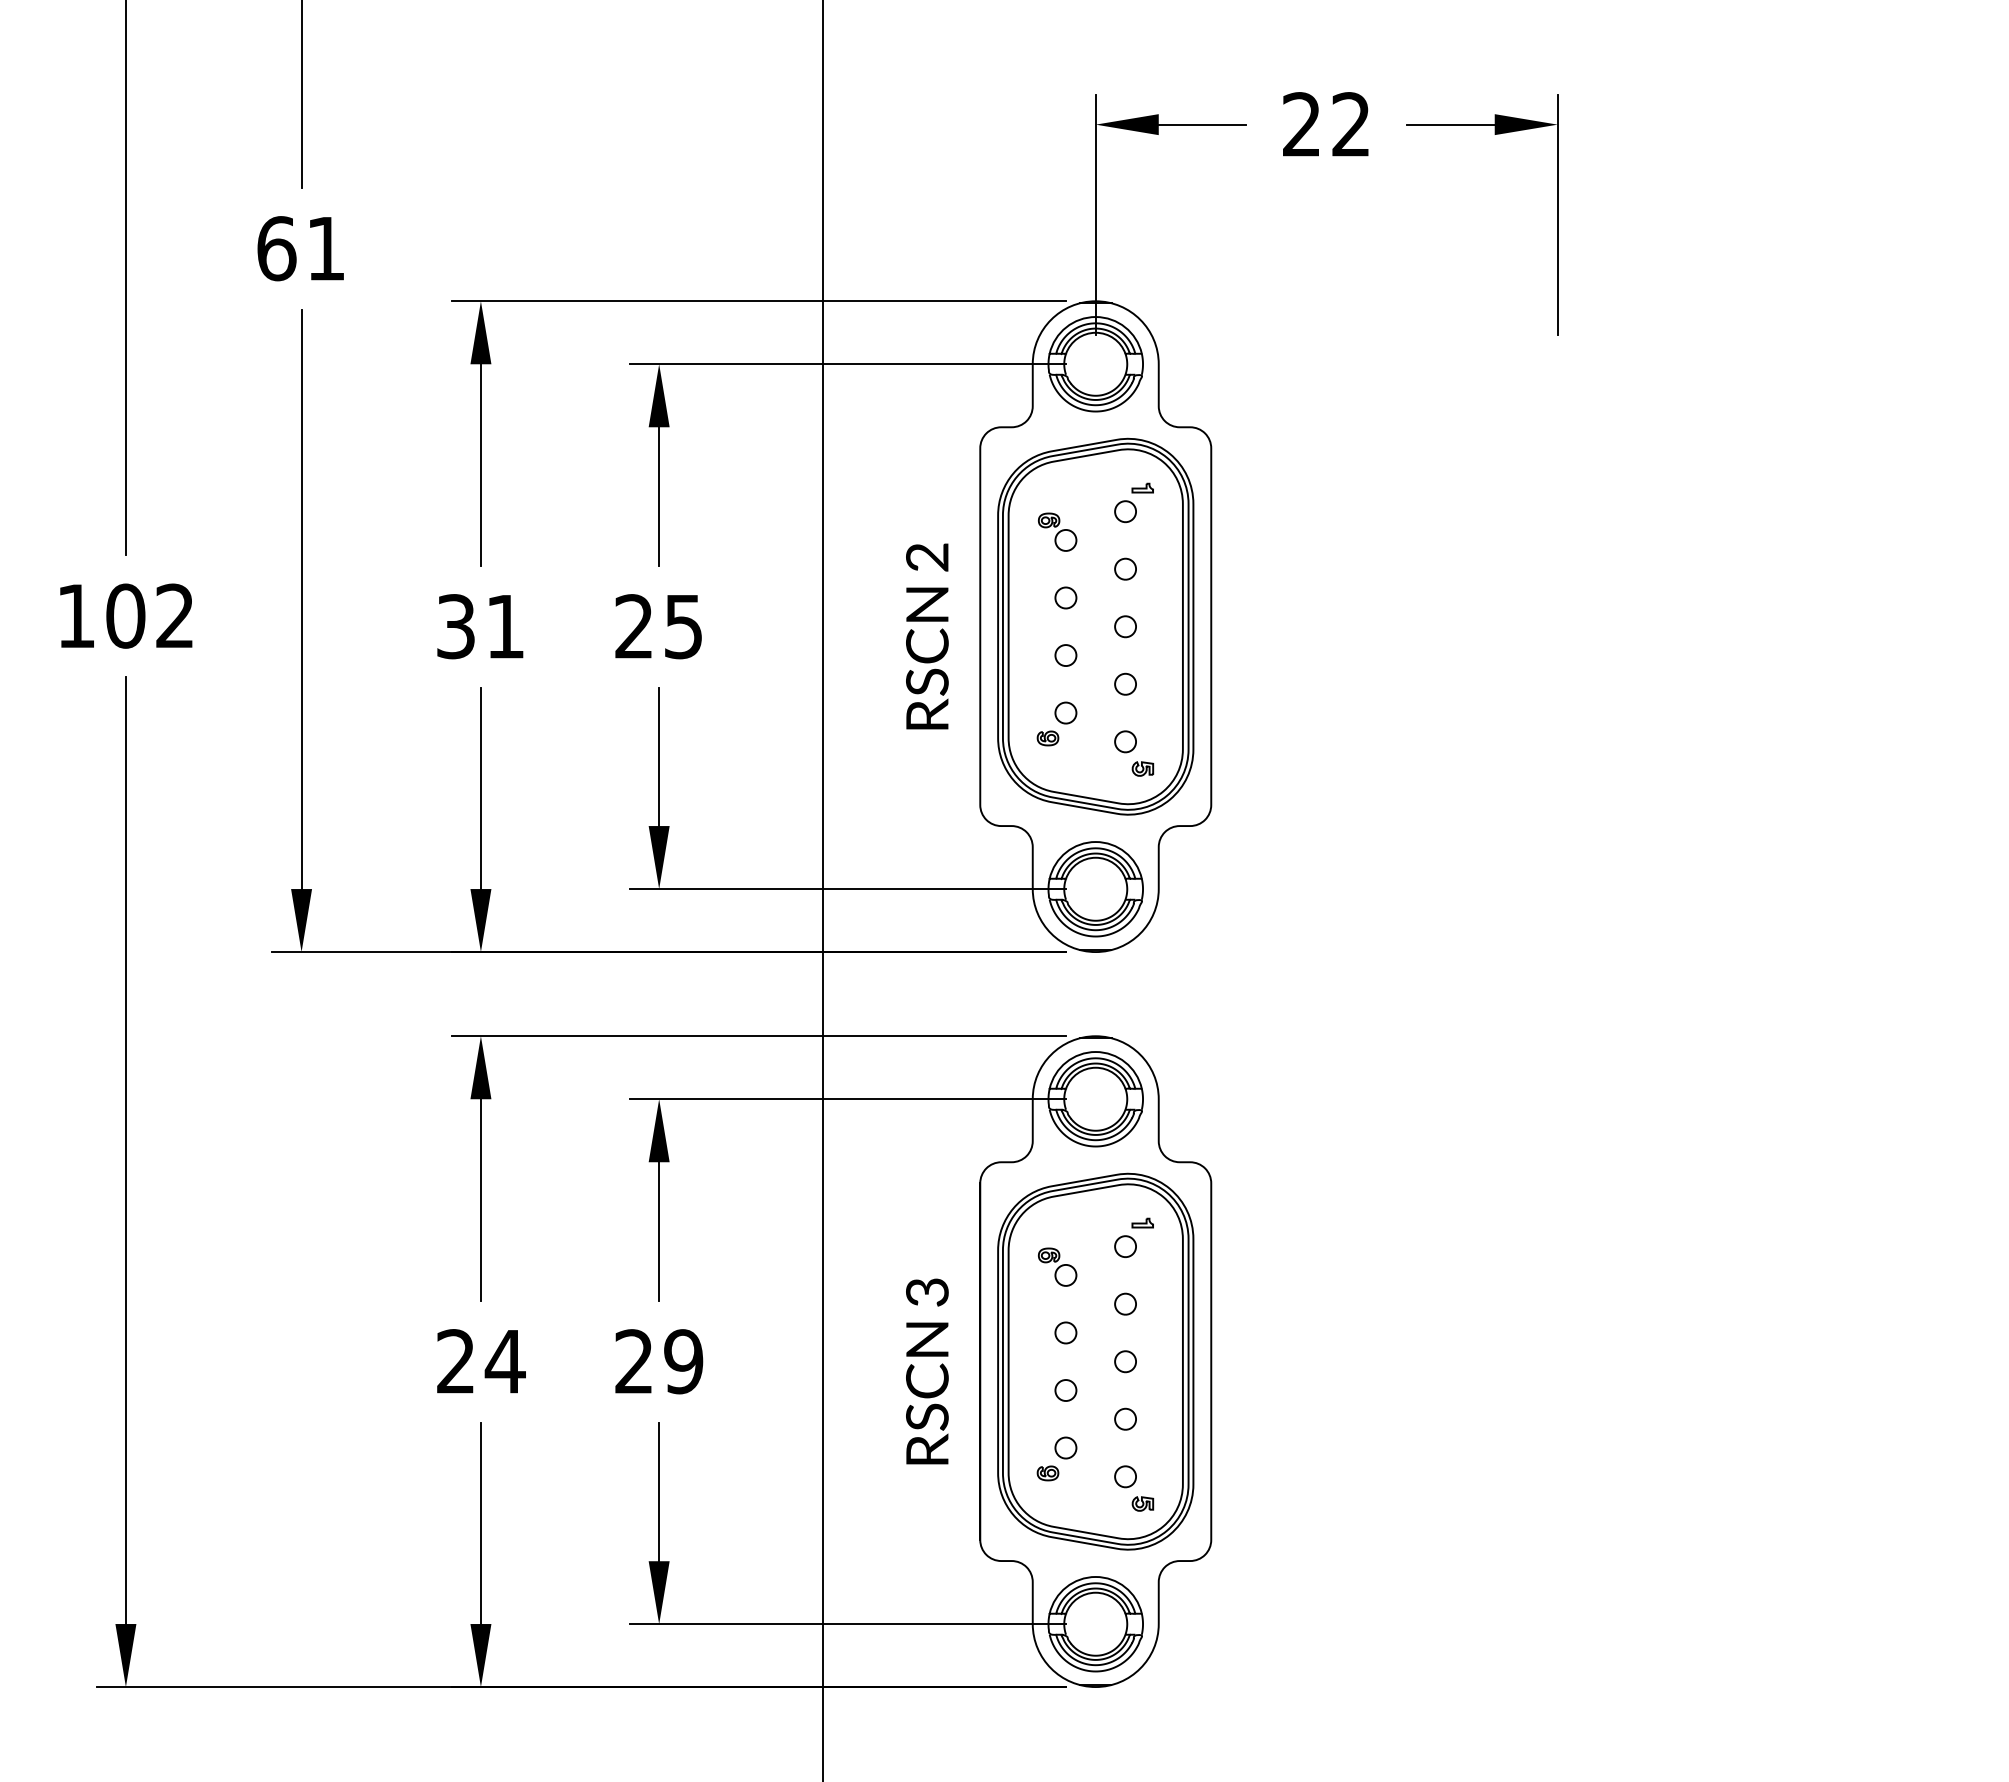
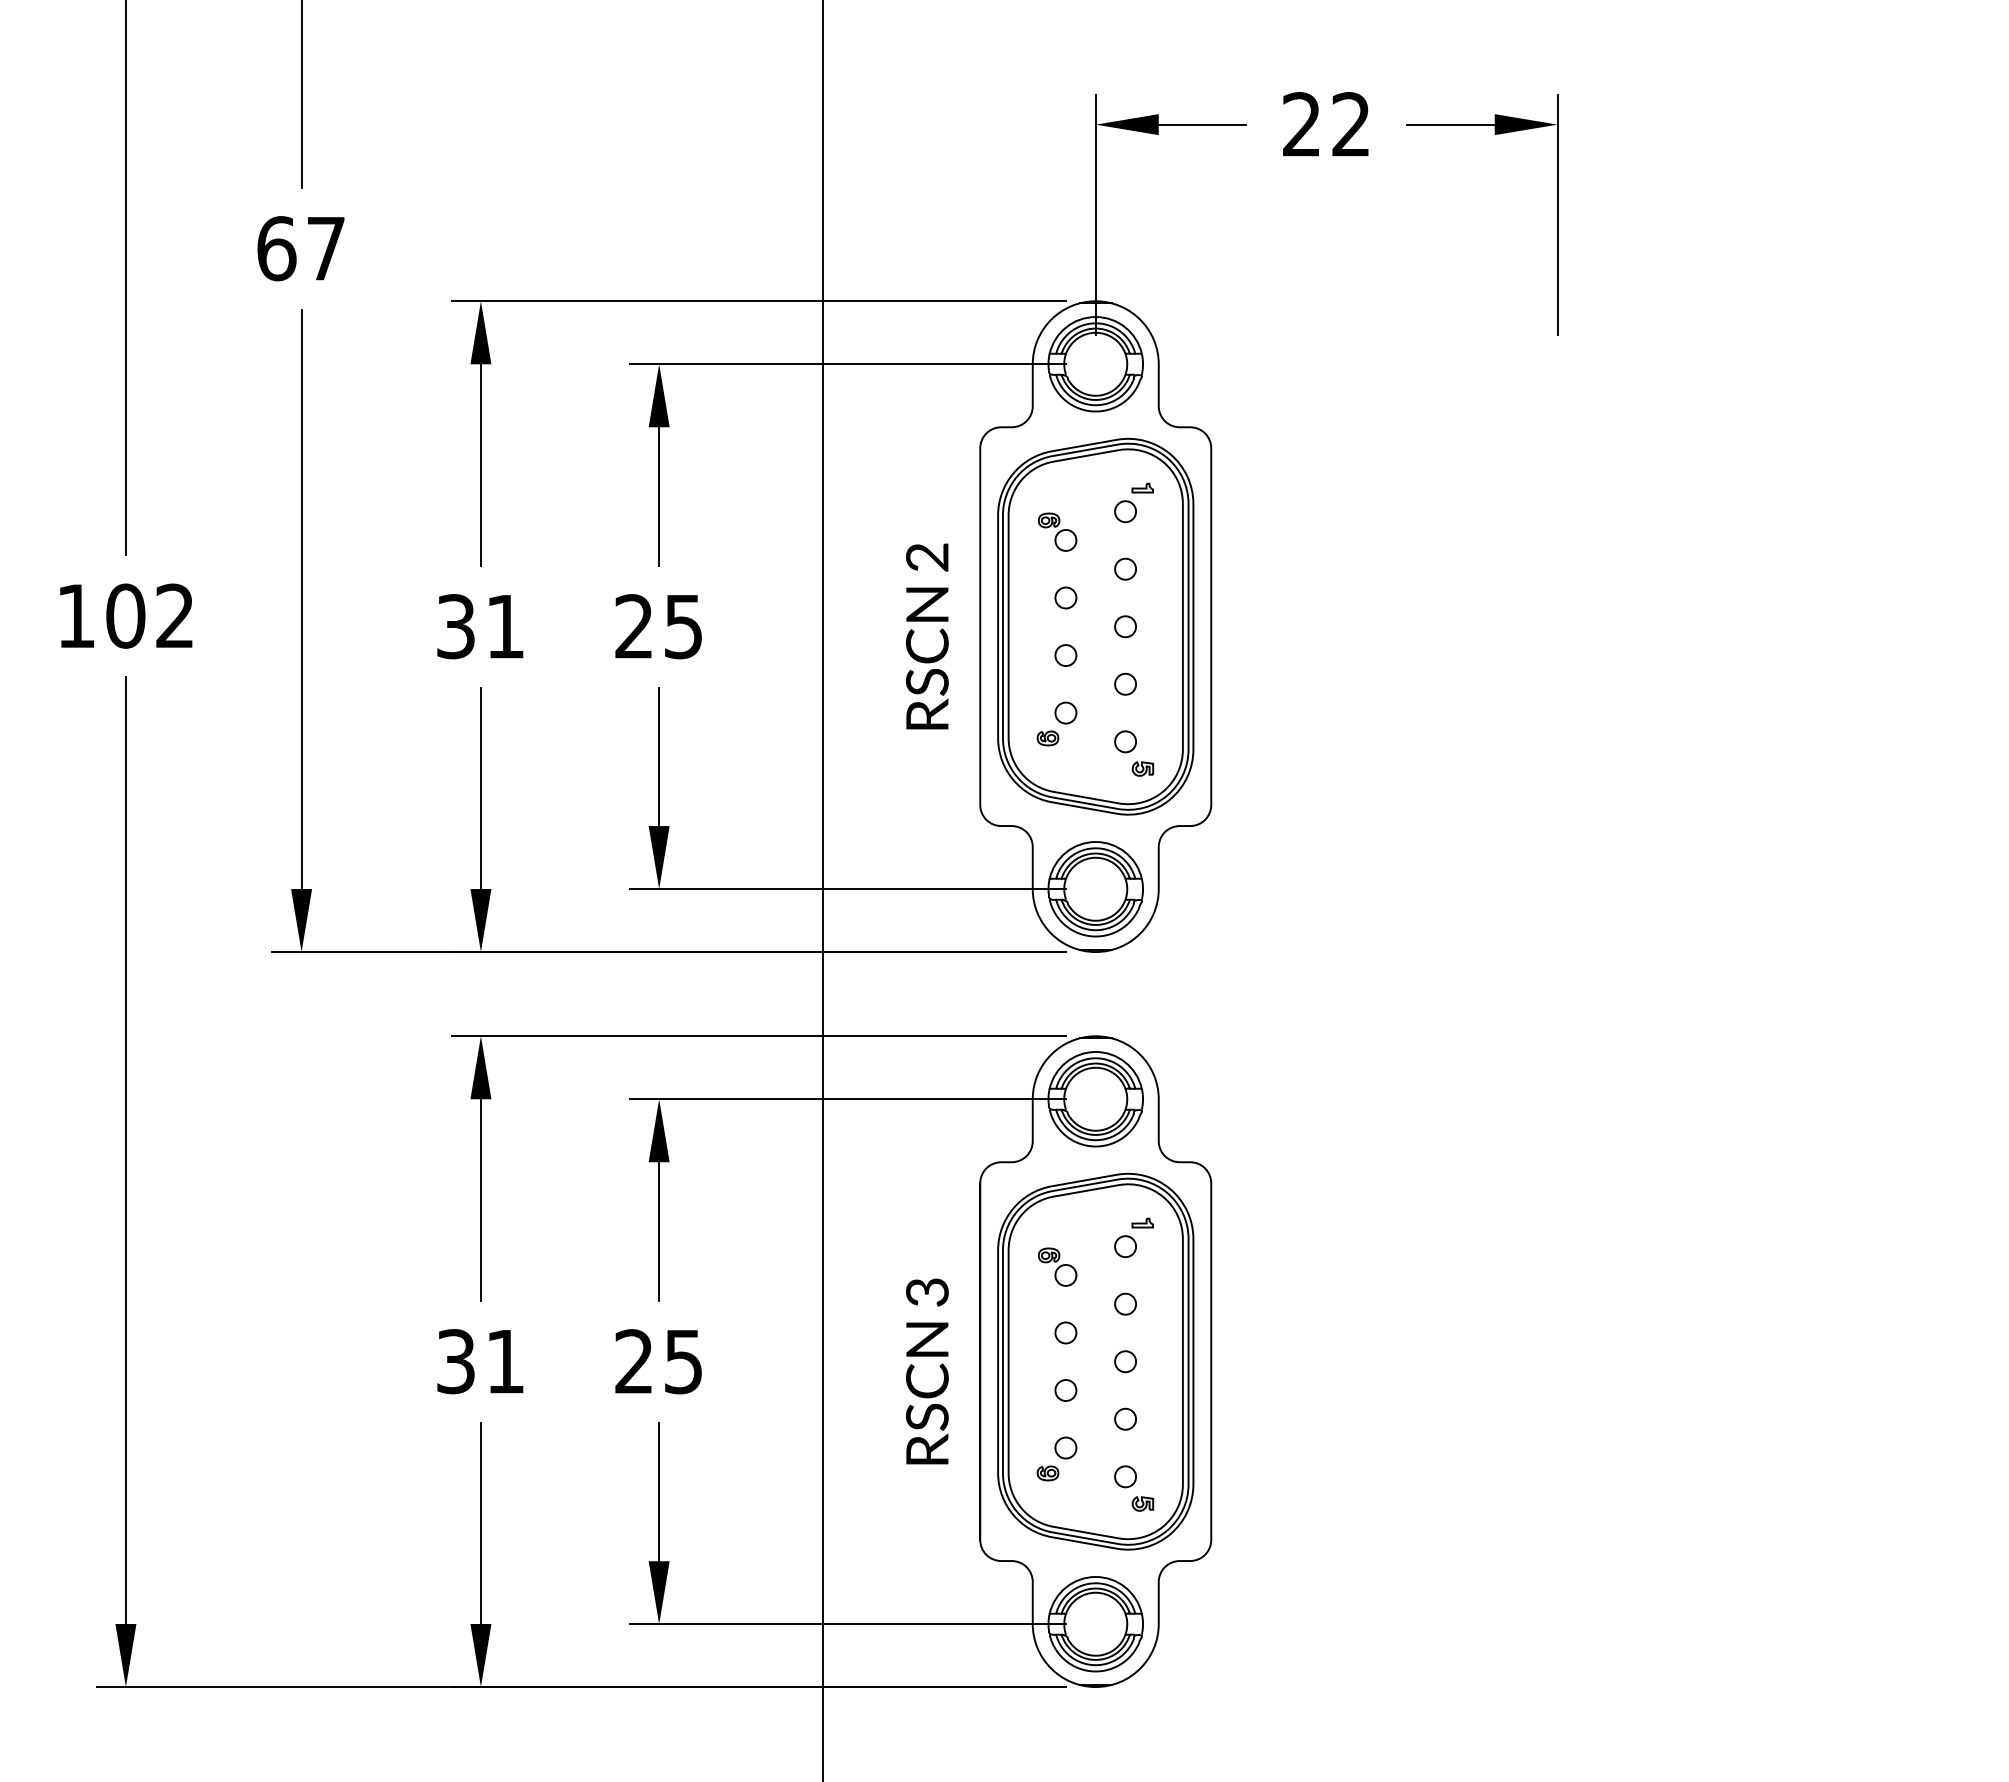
text: 61 -> 67 (326, 248)
text: 24 -> 31 (481, 1361)
text: 29 -> 25 (683, 1361)
